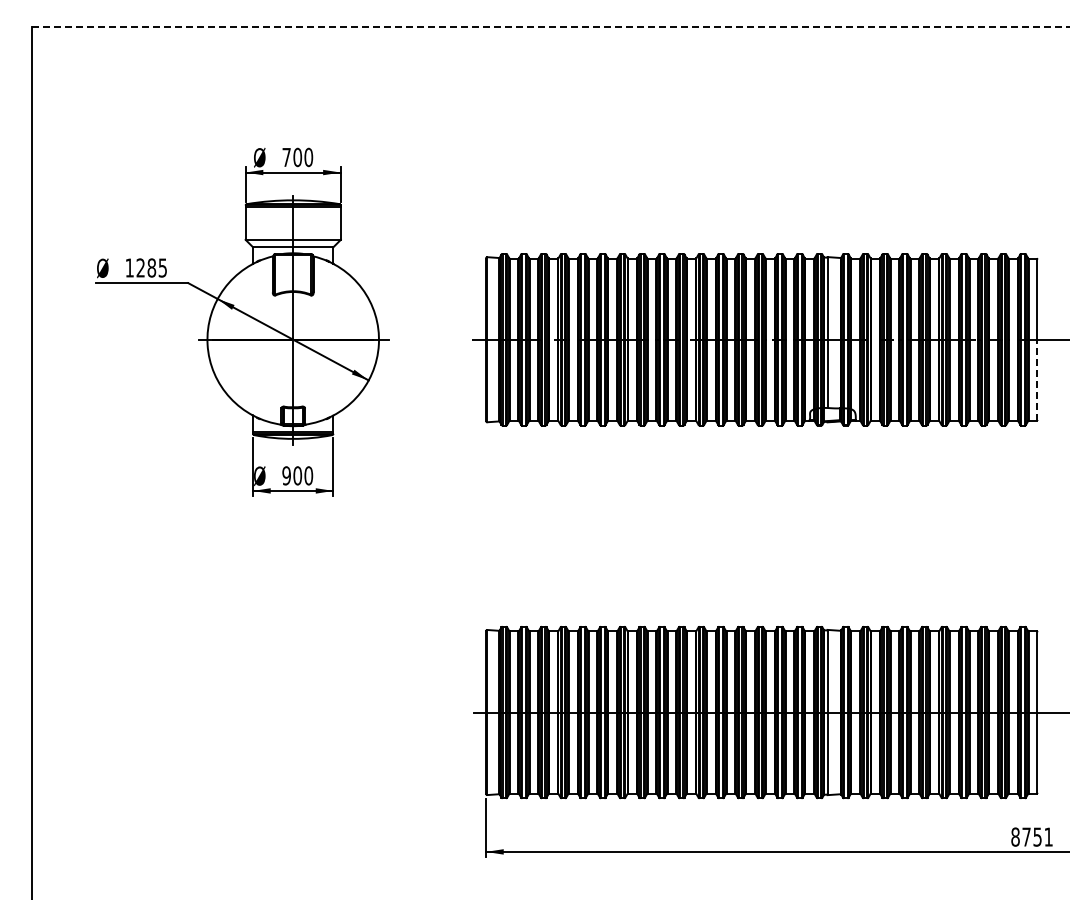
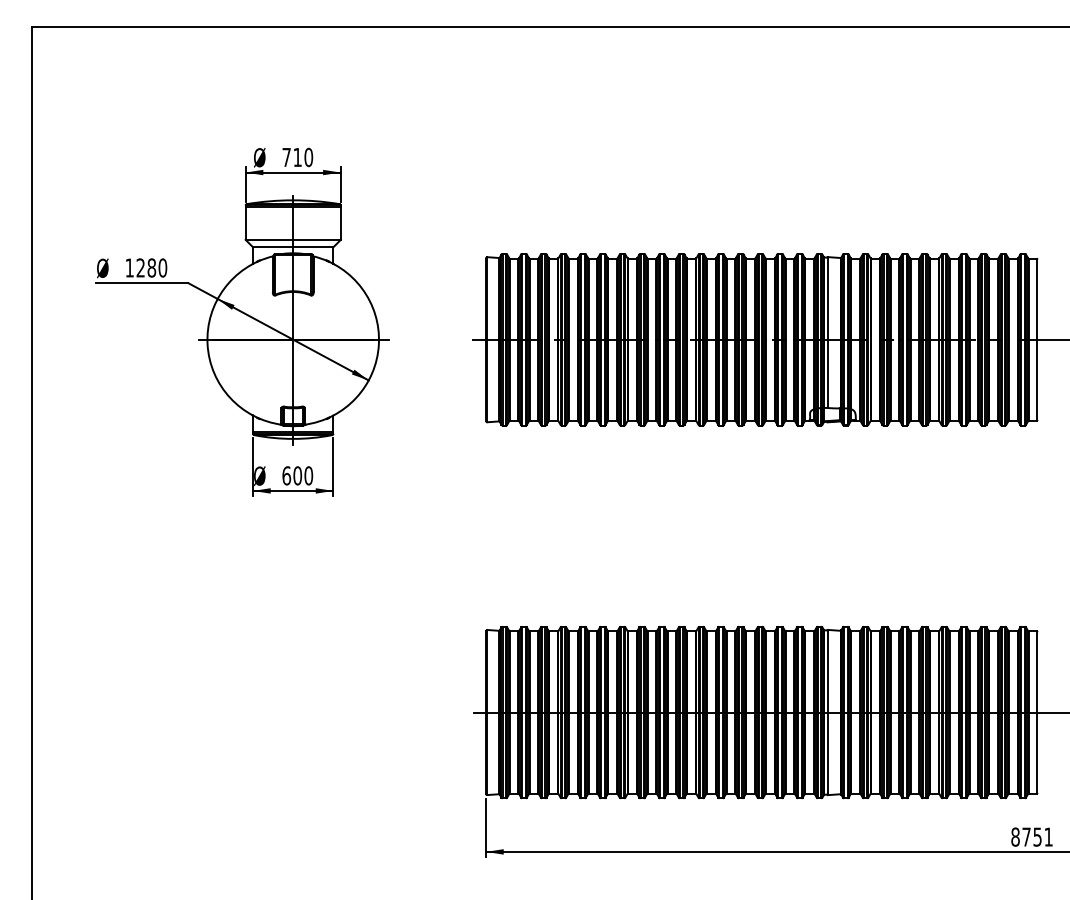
line: dashed -> solid (550, 26)
text: 700 -> 710 (297, 157)
text: 1285 -> 1280 (162, 267)
line: dashed -> solid (1037, 380)
text: 900 -> 600 (286, 475)
